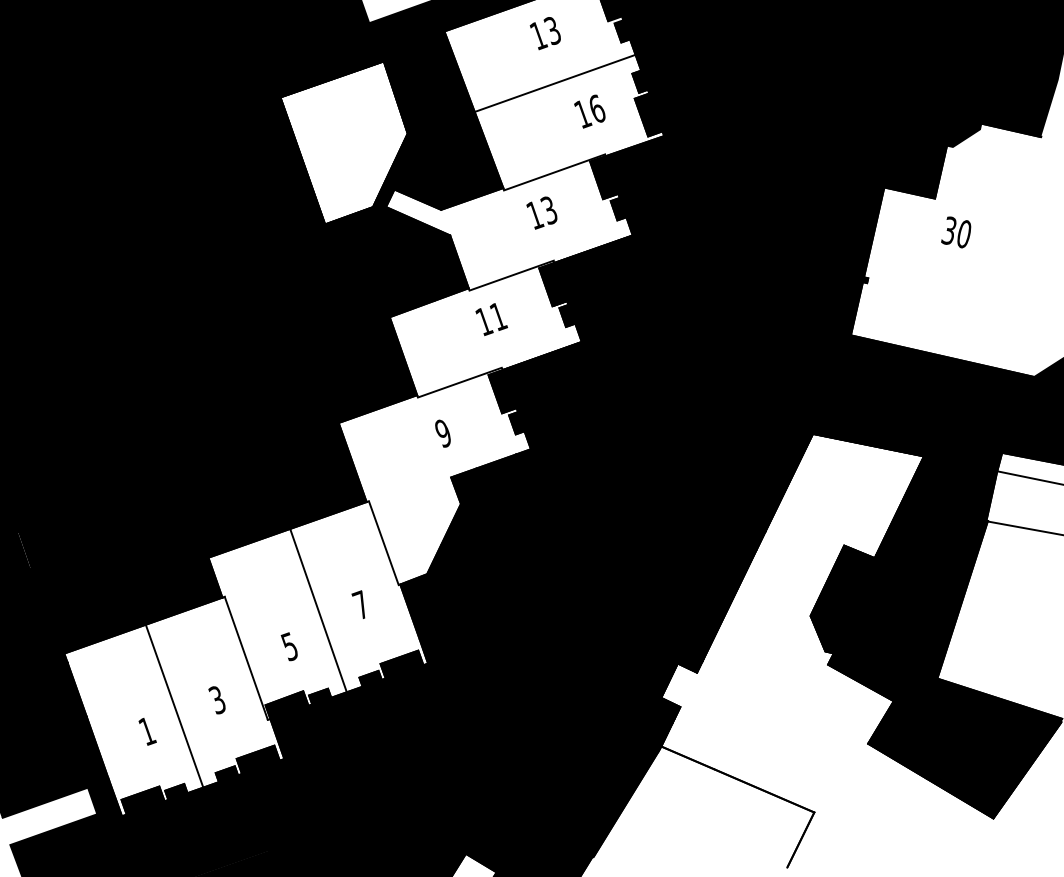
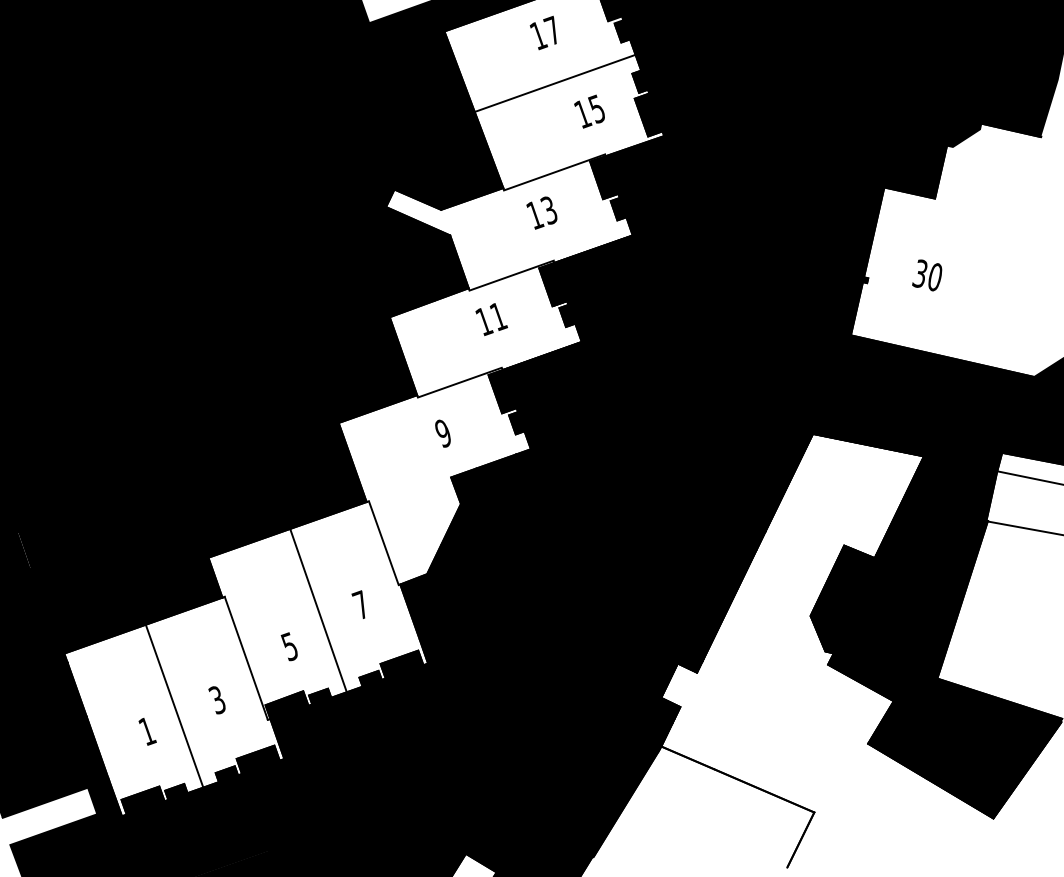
text: 13 -> 17 (551, 29)
text: 16 -> 15 (596, 108)
fill: none -> present (343, 142)
text position: (956, 232) -> (927, 275) (927, 275)
